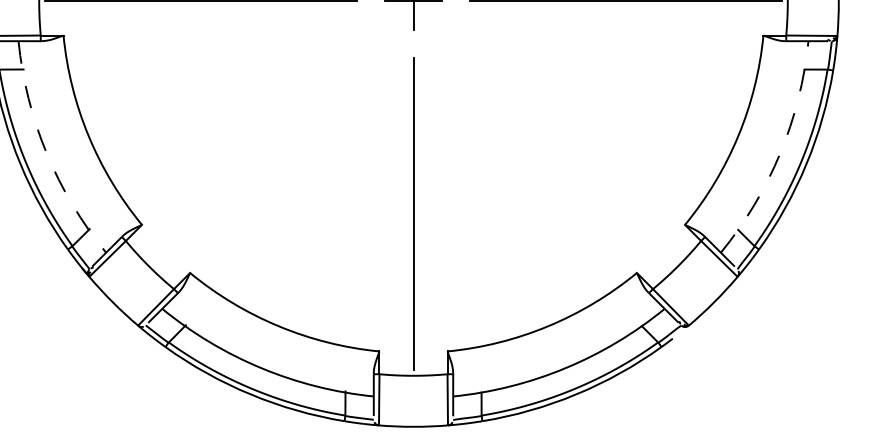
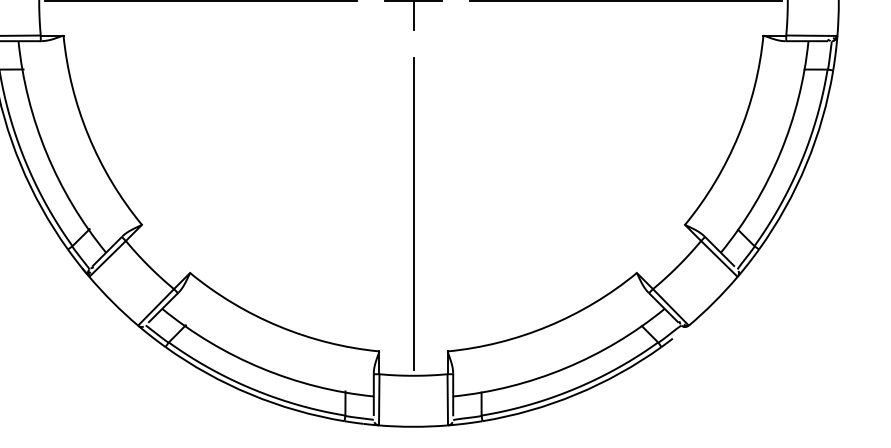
arc: dashed -> solid (46, 153)
arc: dashed -> solid (780, 153)
